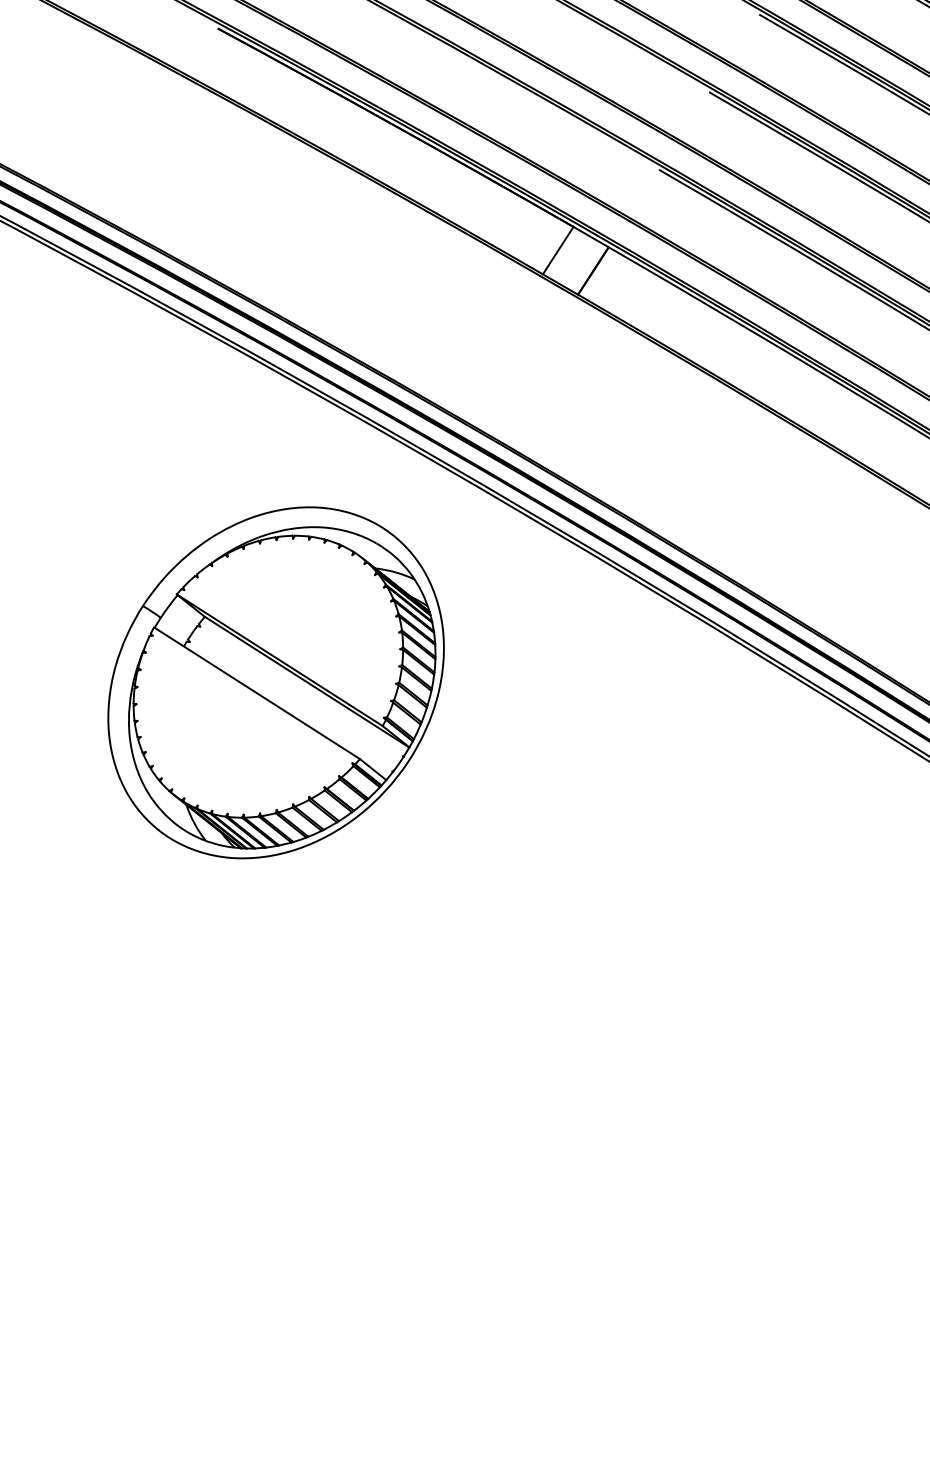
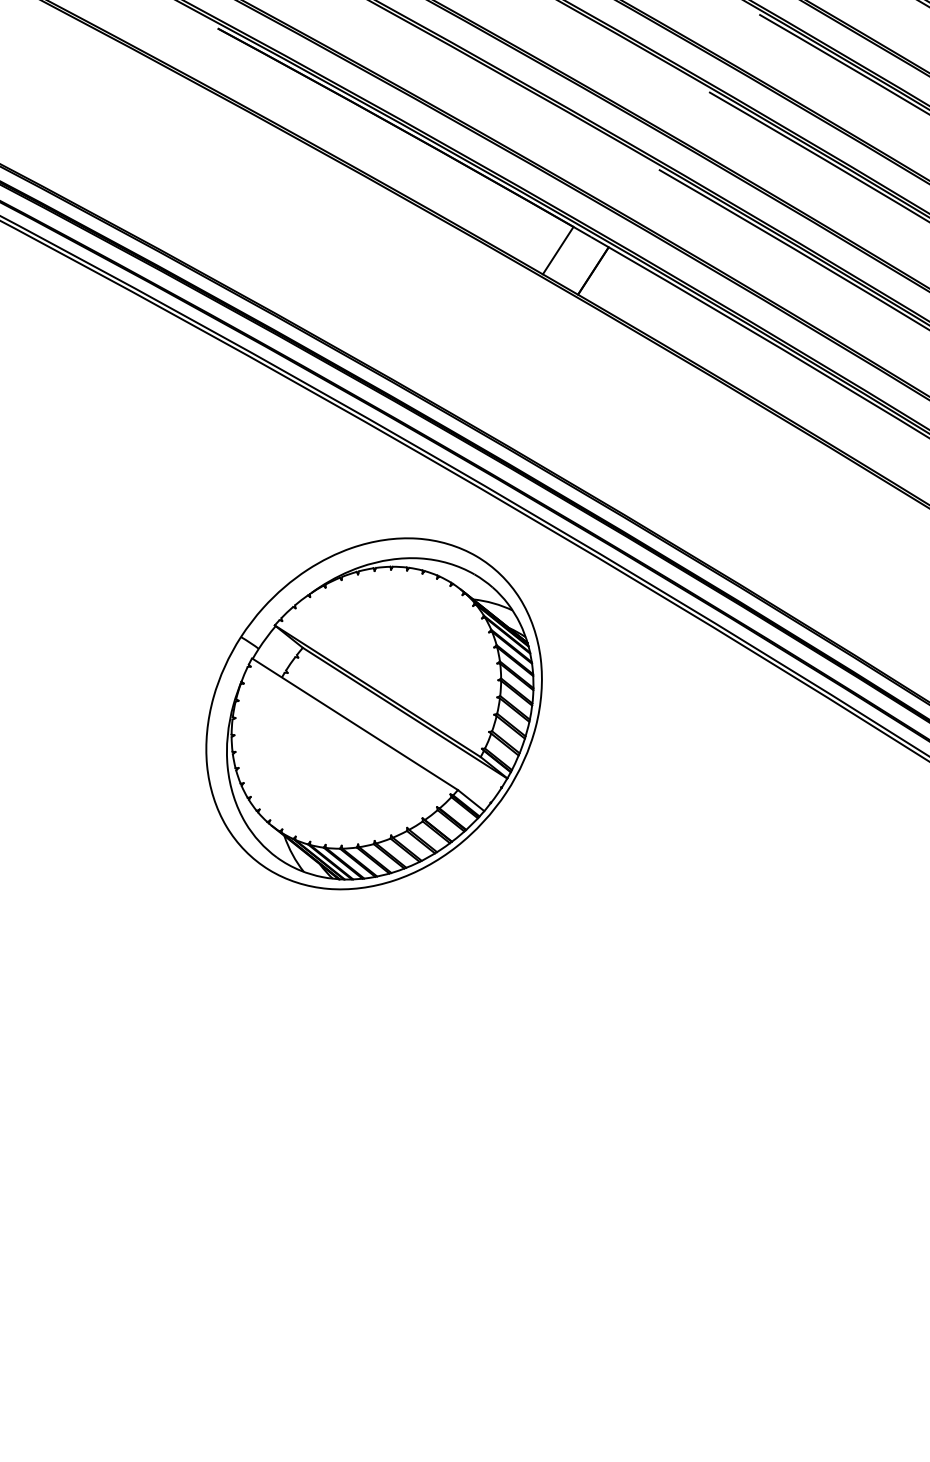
part position: (275, 682) -> (373, 713) (373, 713)
